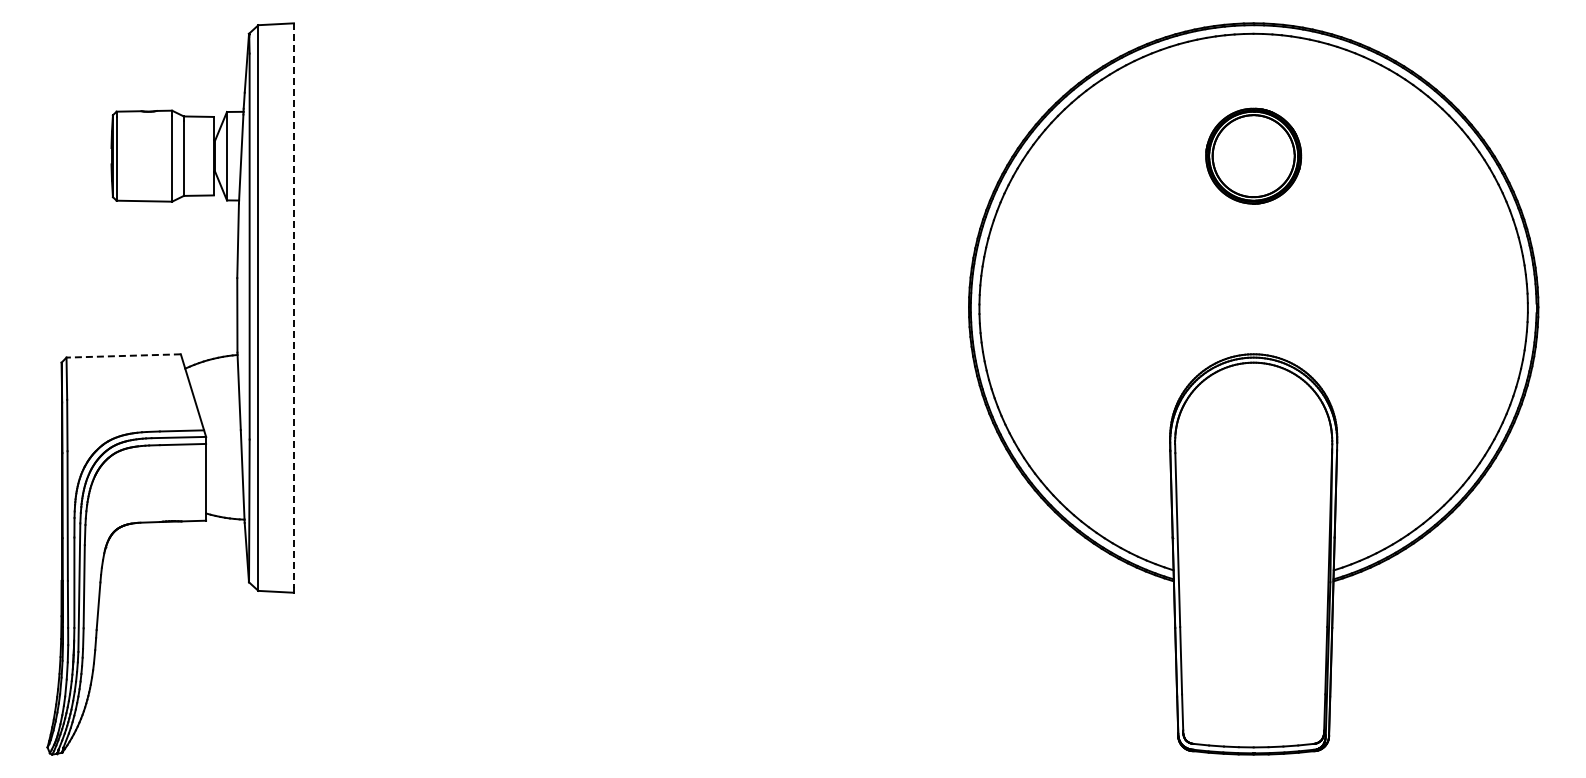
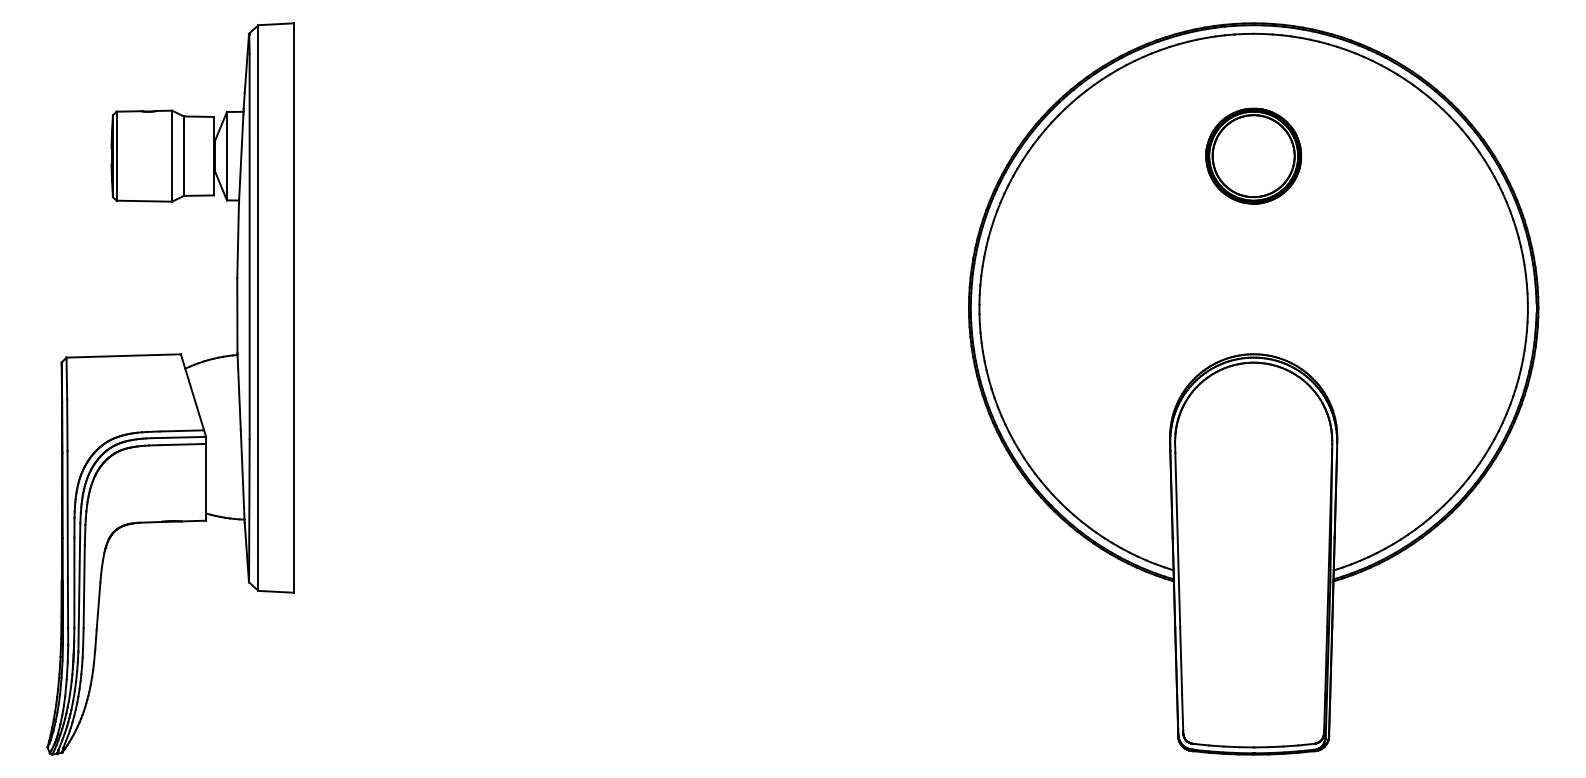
line: dashed -> solid (294, 306)
line: dashed -> solid (123, 355)
